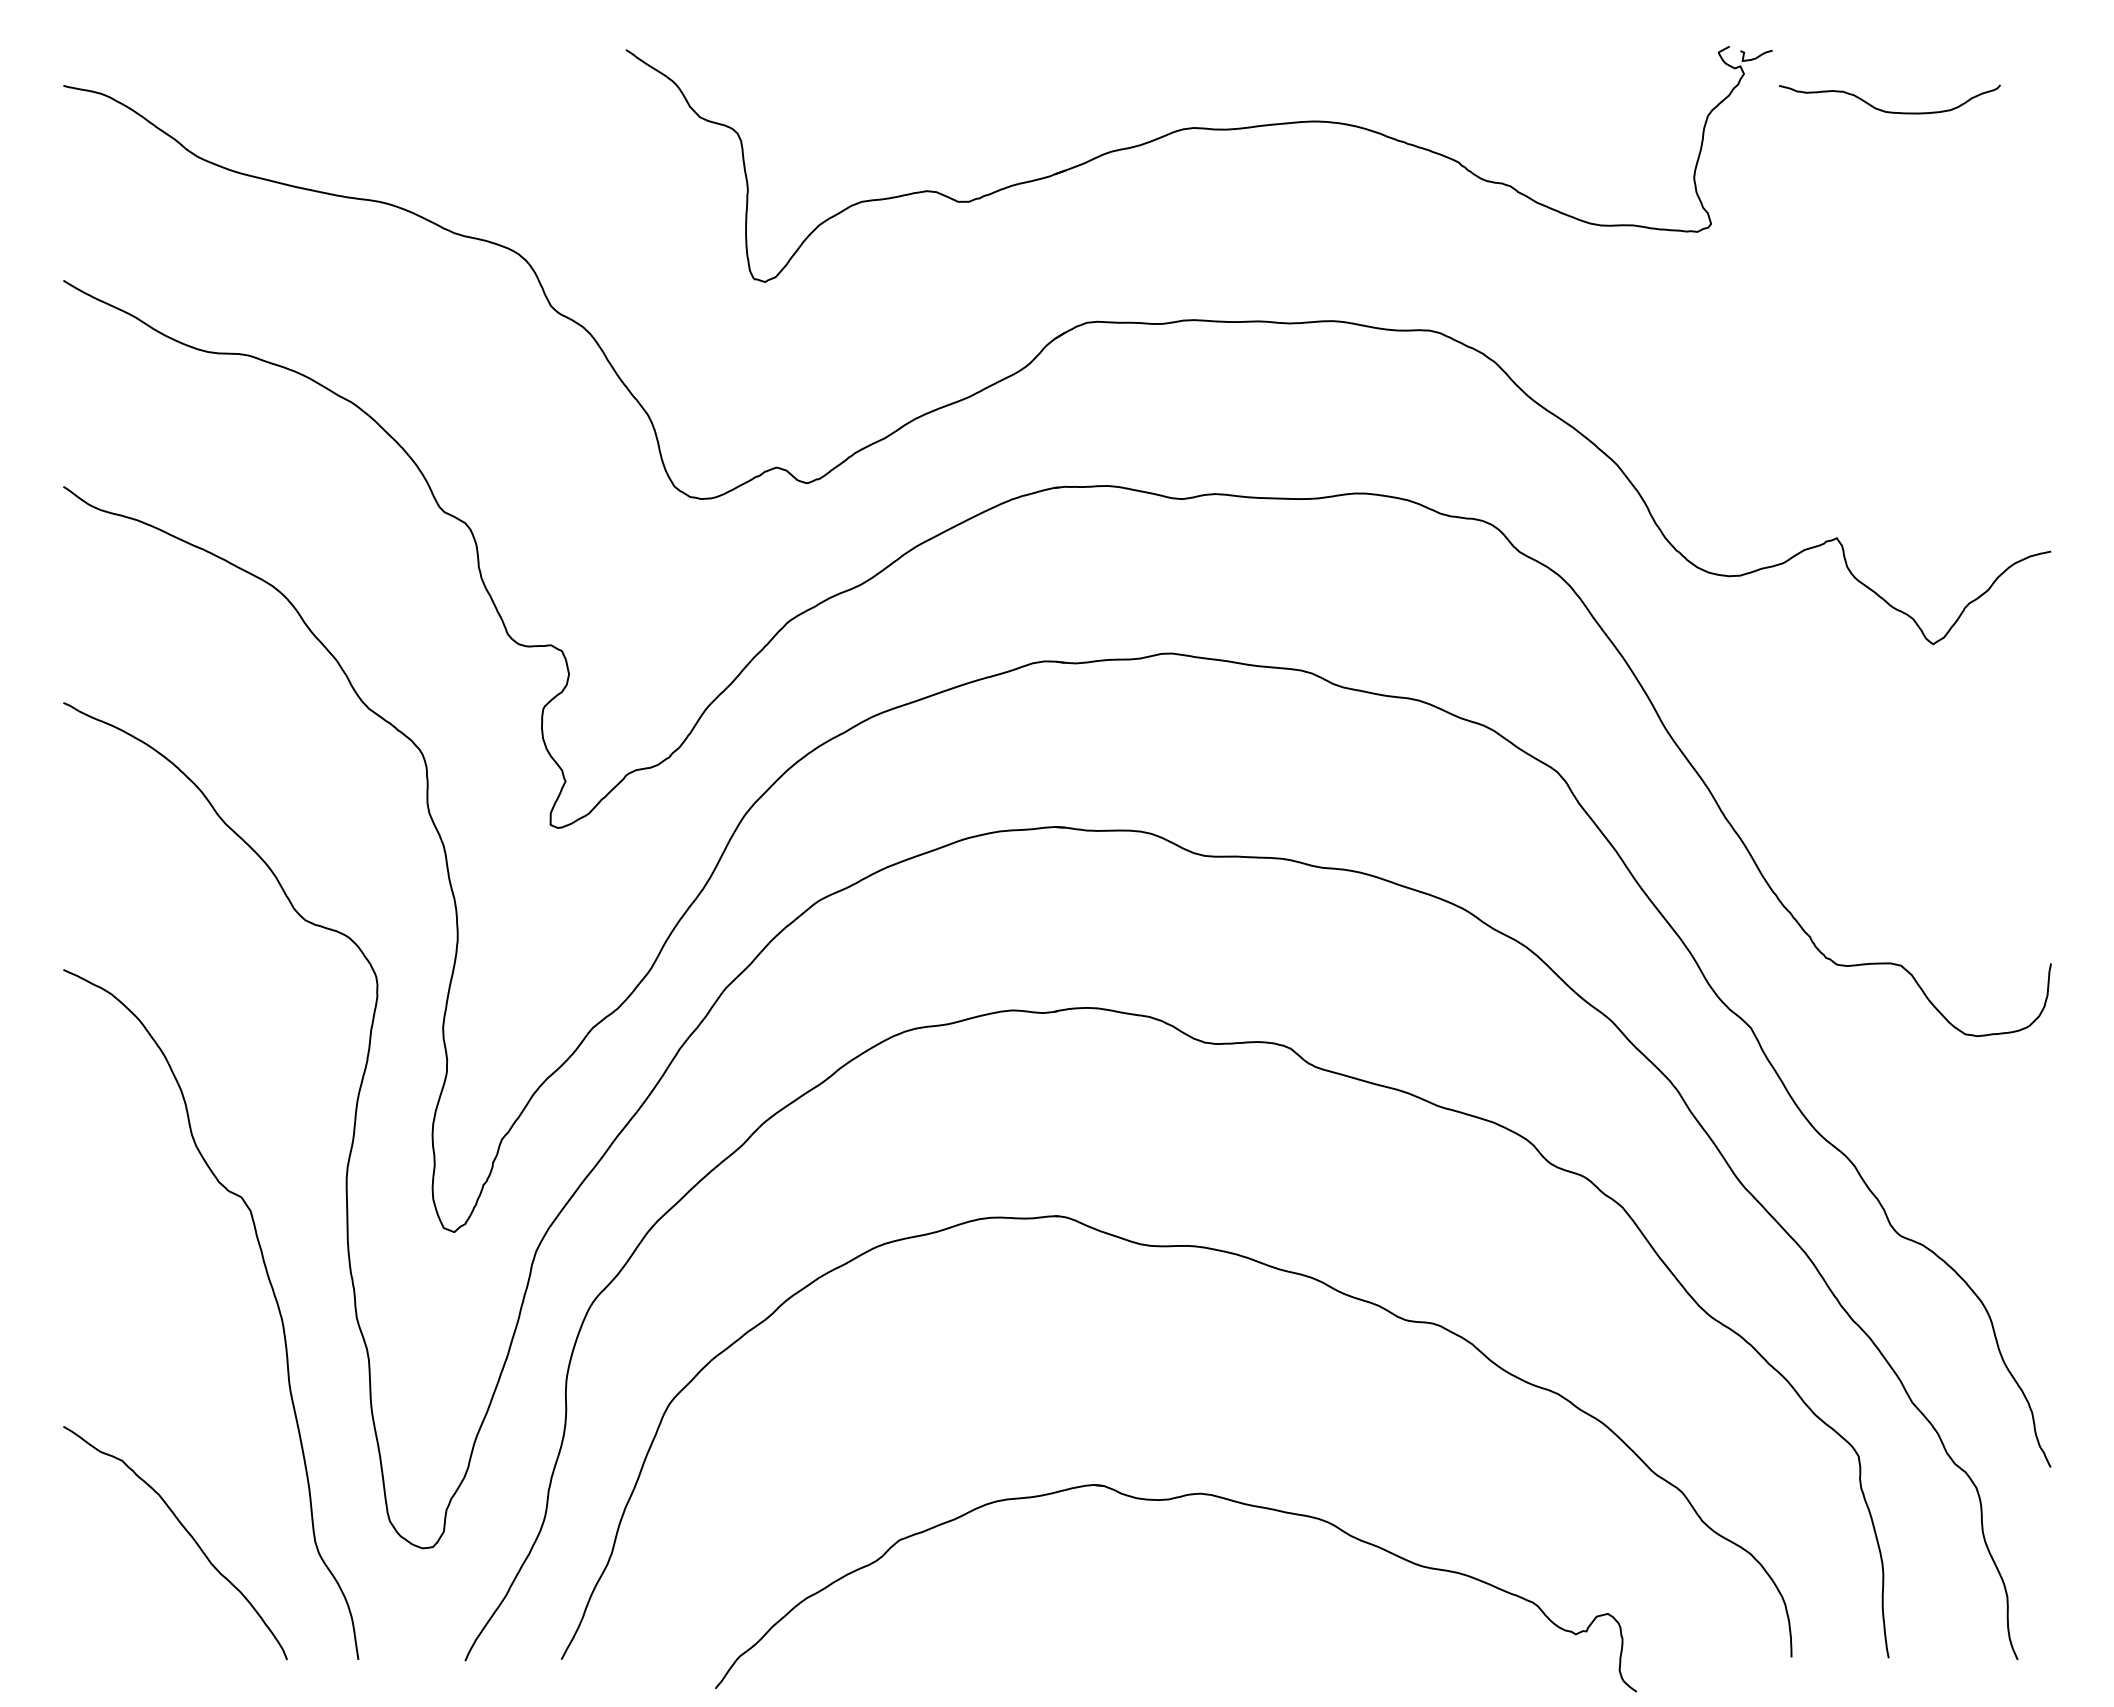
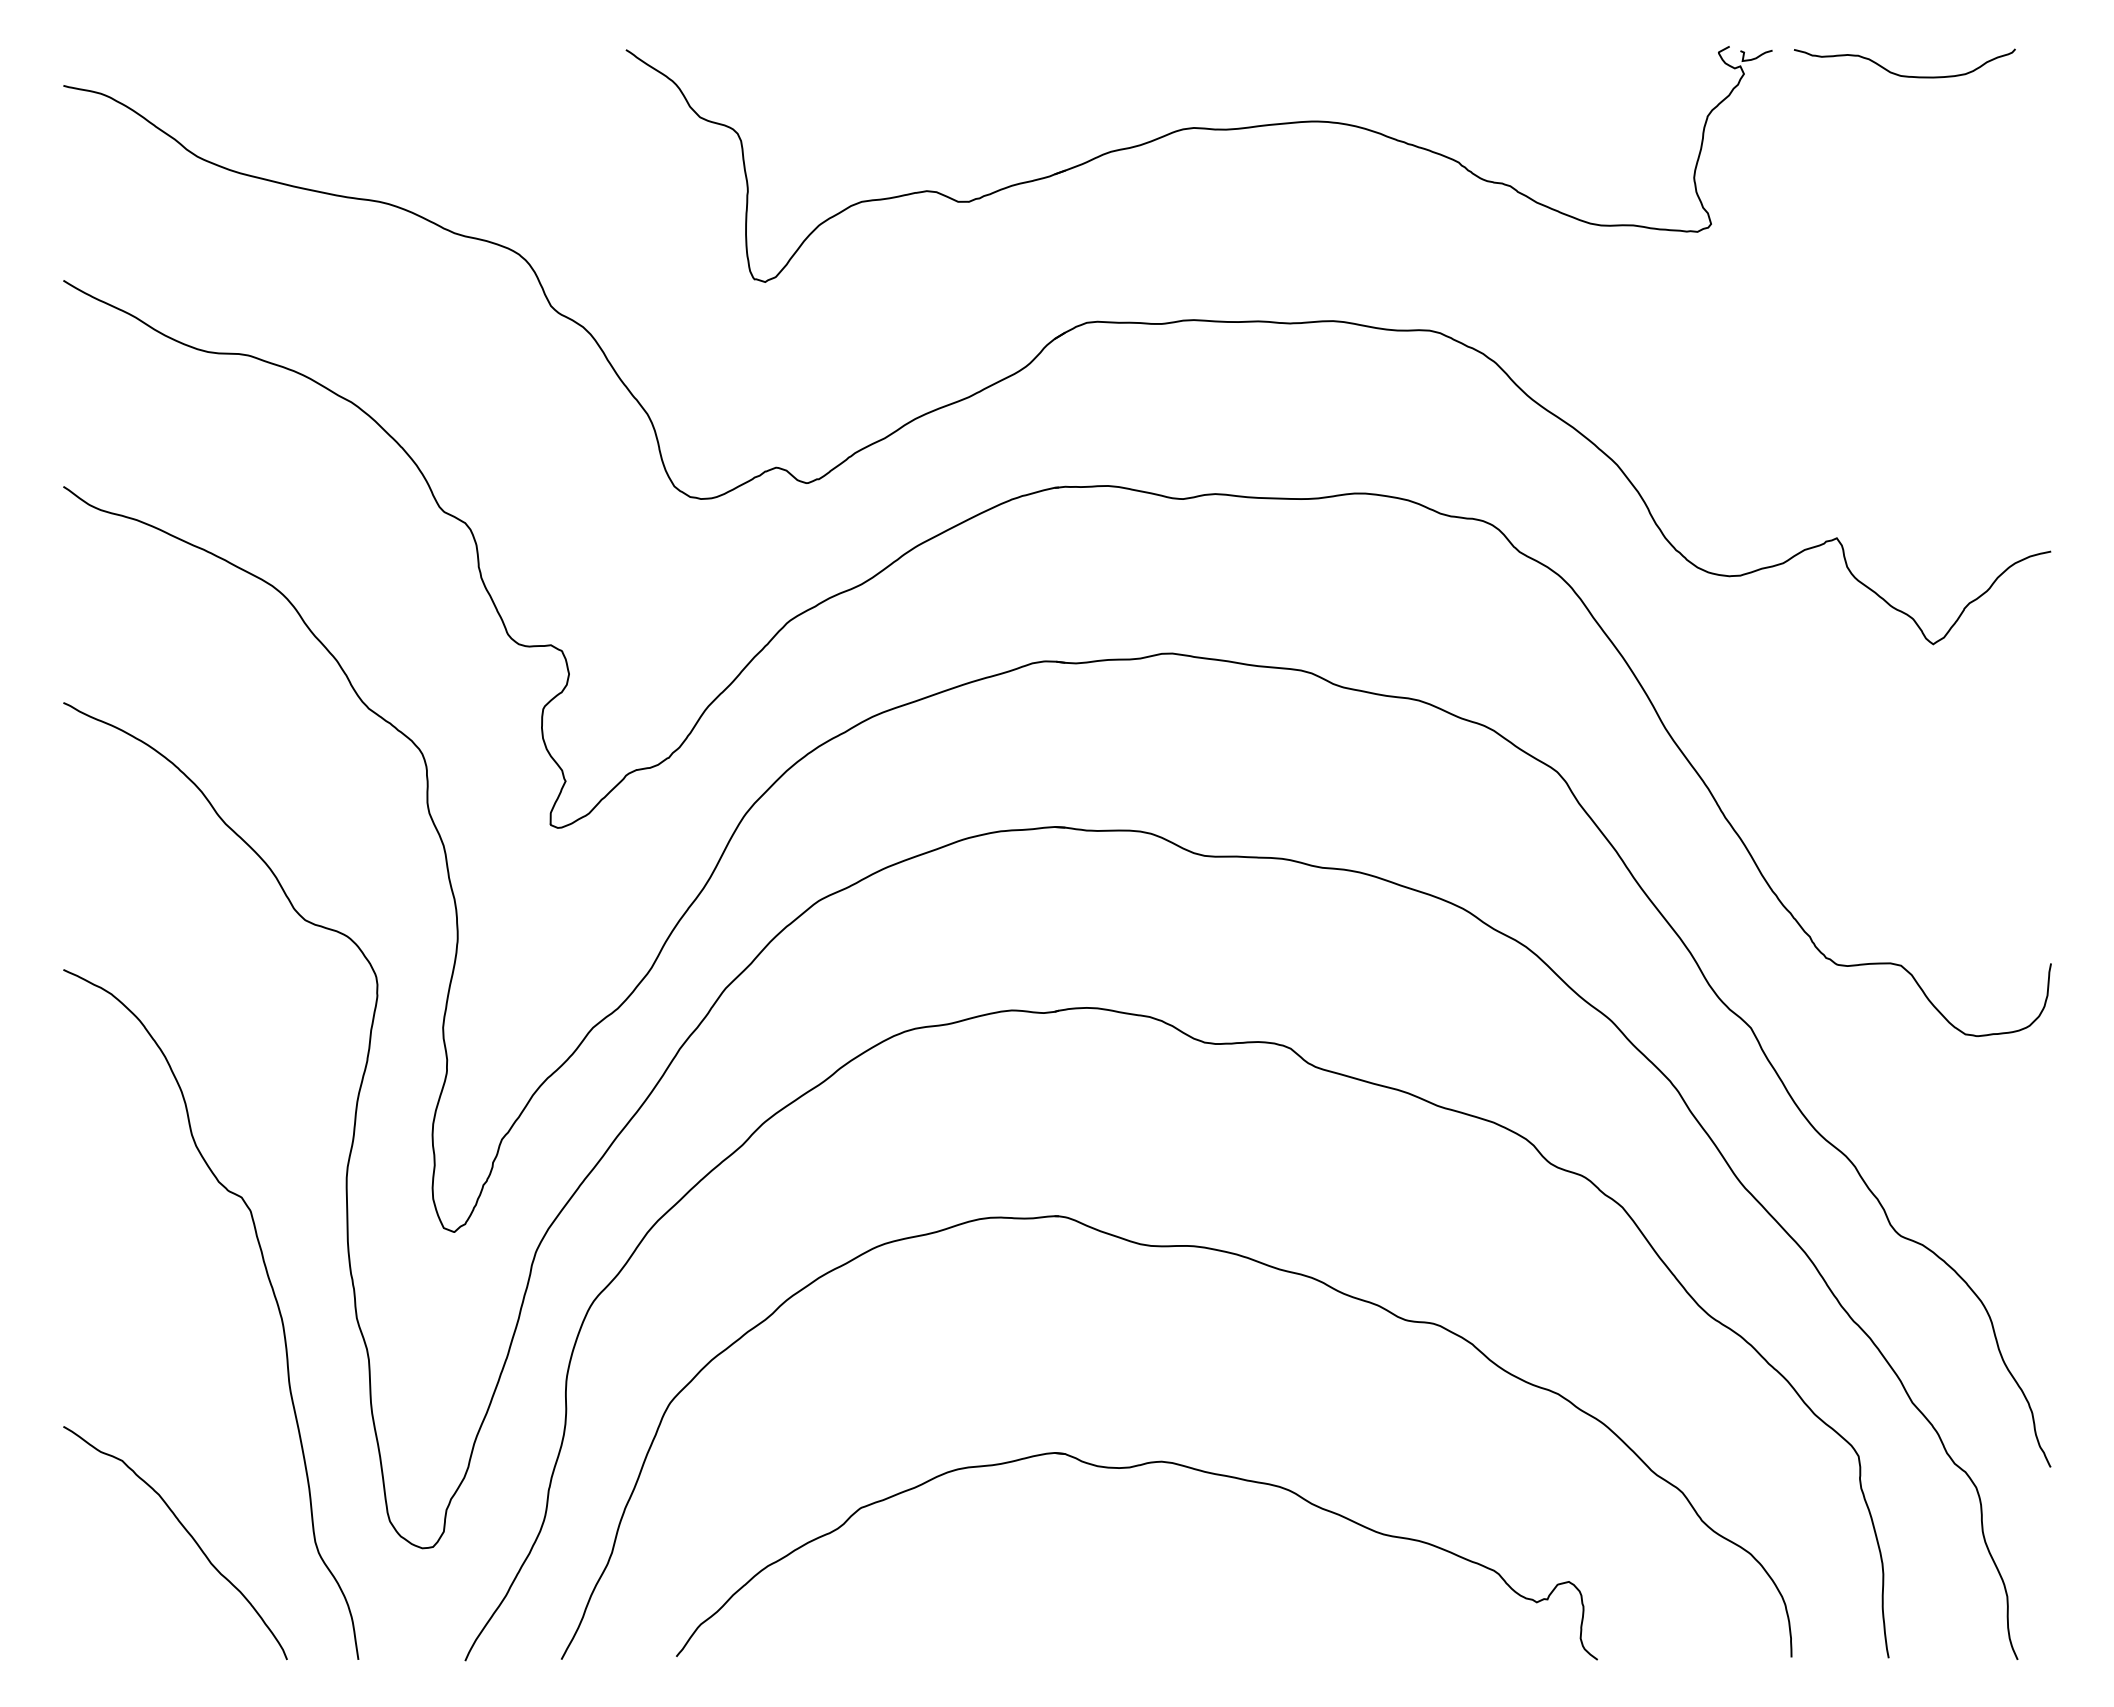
curve position: (1885, 110) -> (1900, 74) (1900, 74)
part position: (1169, 1500) -> (1130, 1468) (1130, 1468)
